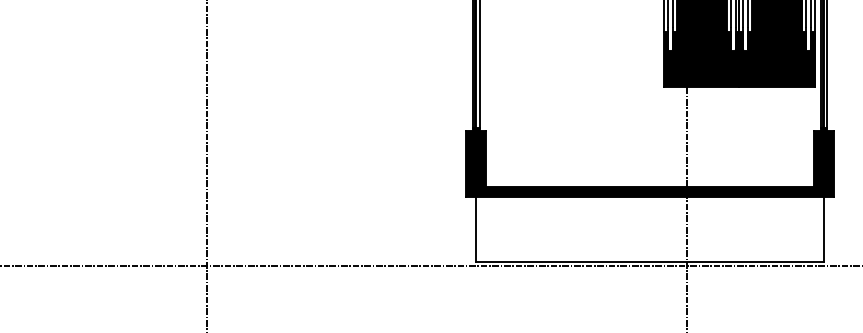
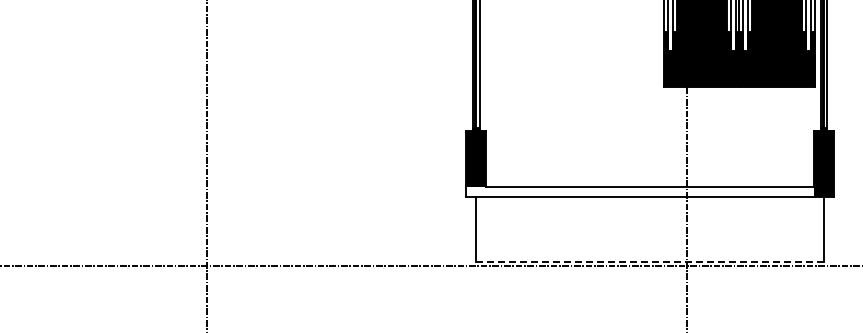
fill: present -> none (639, 192)
line: solid -> dashed (650, 261)
